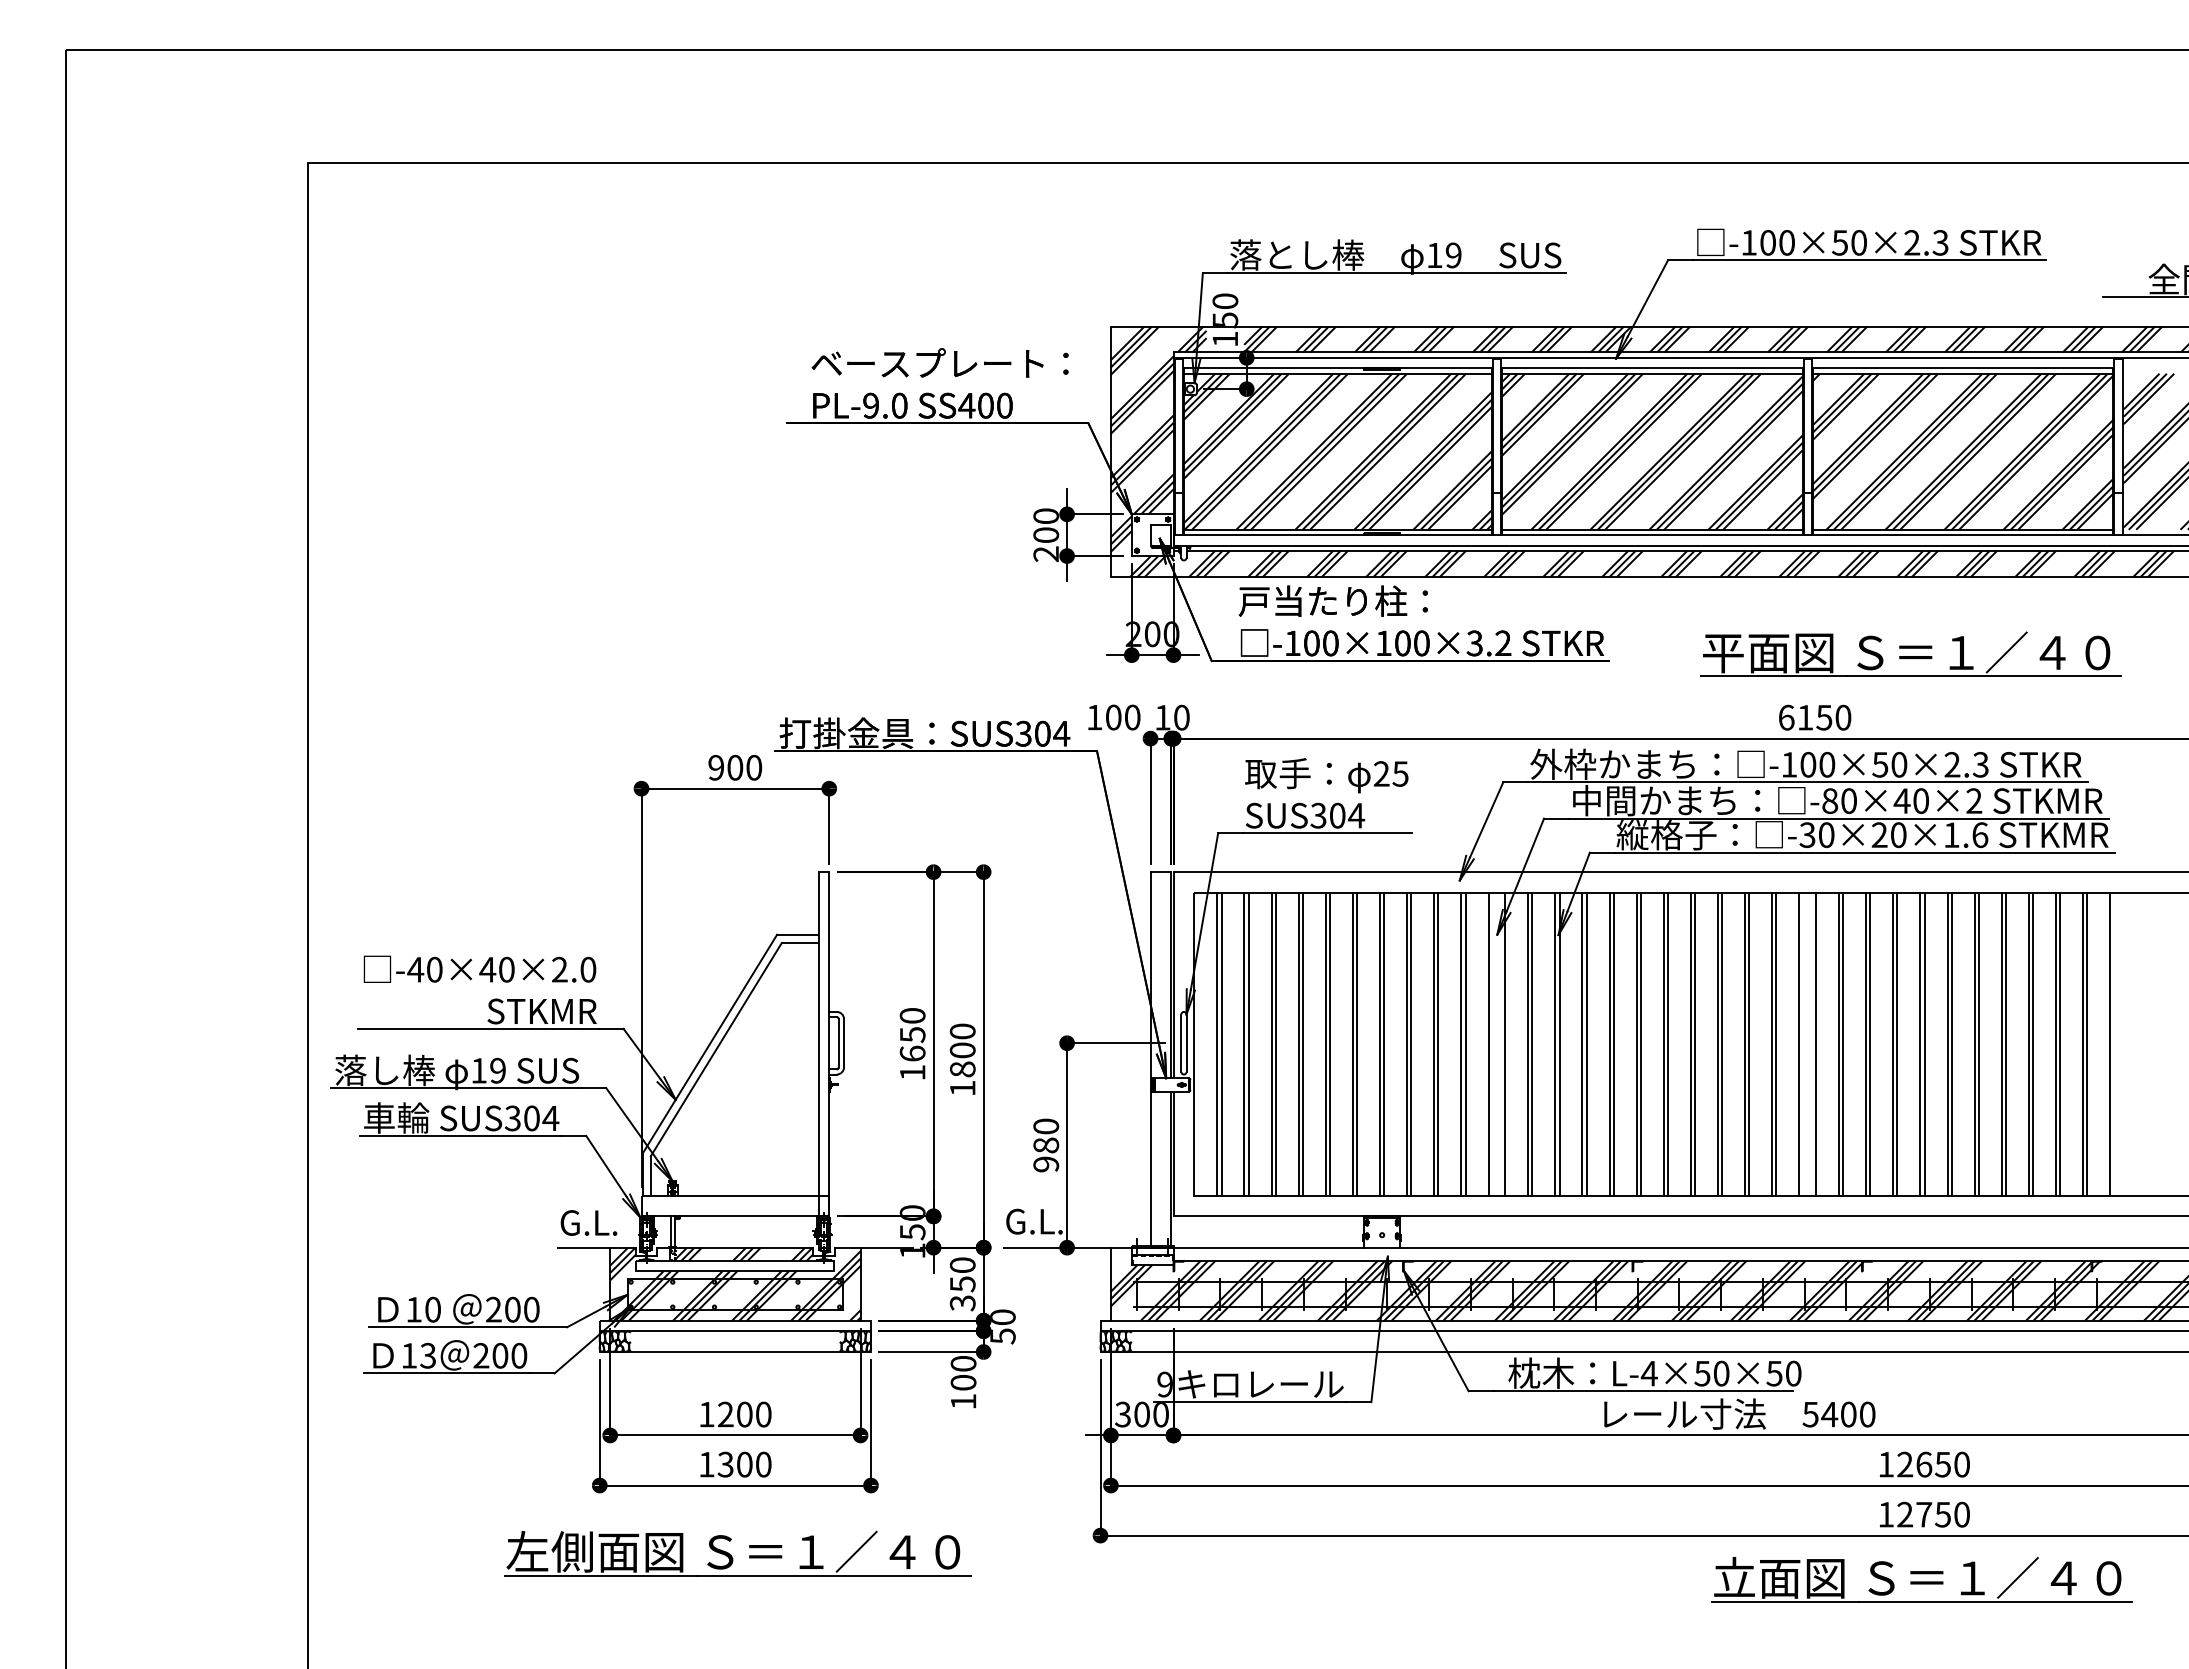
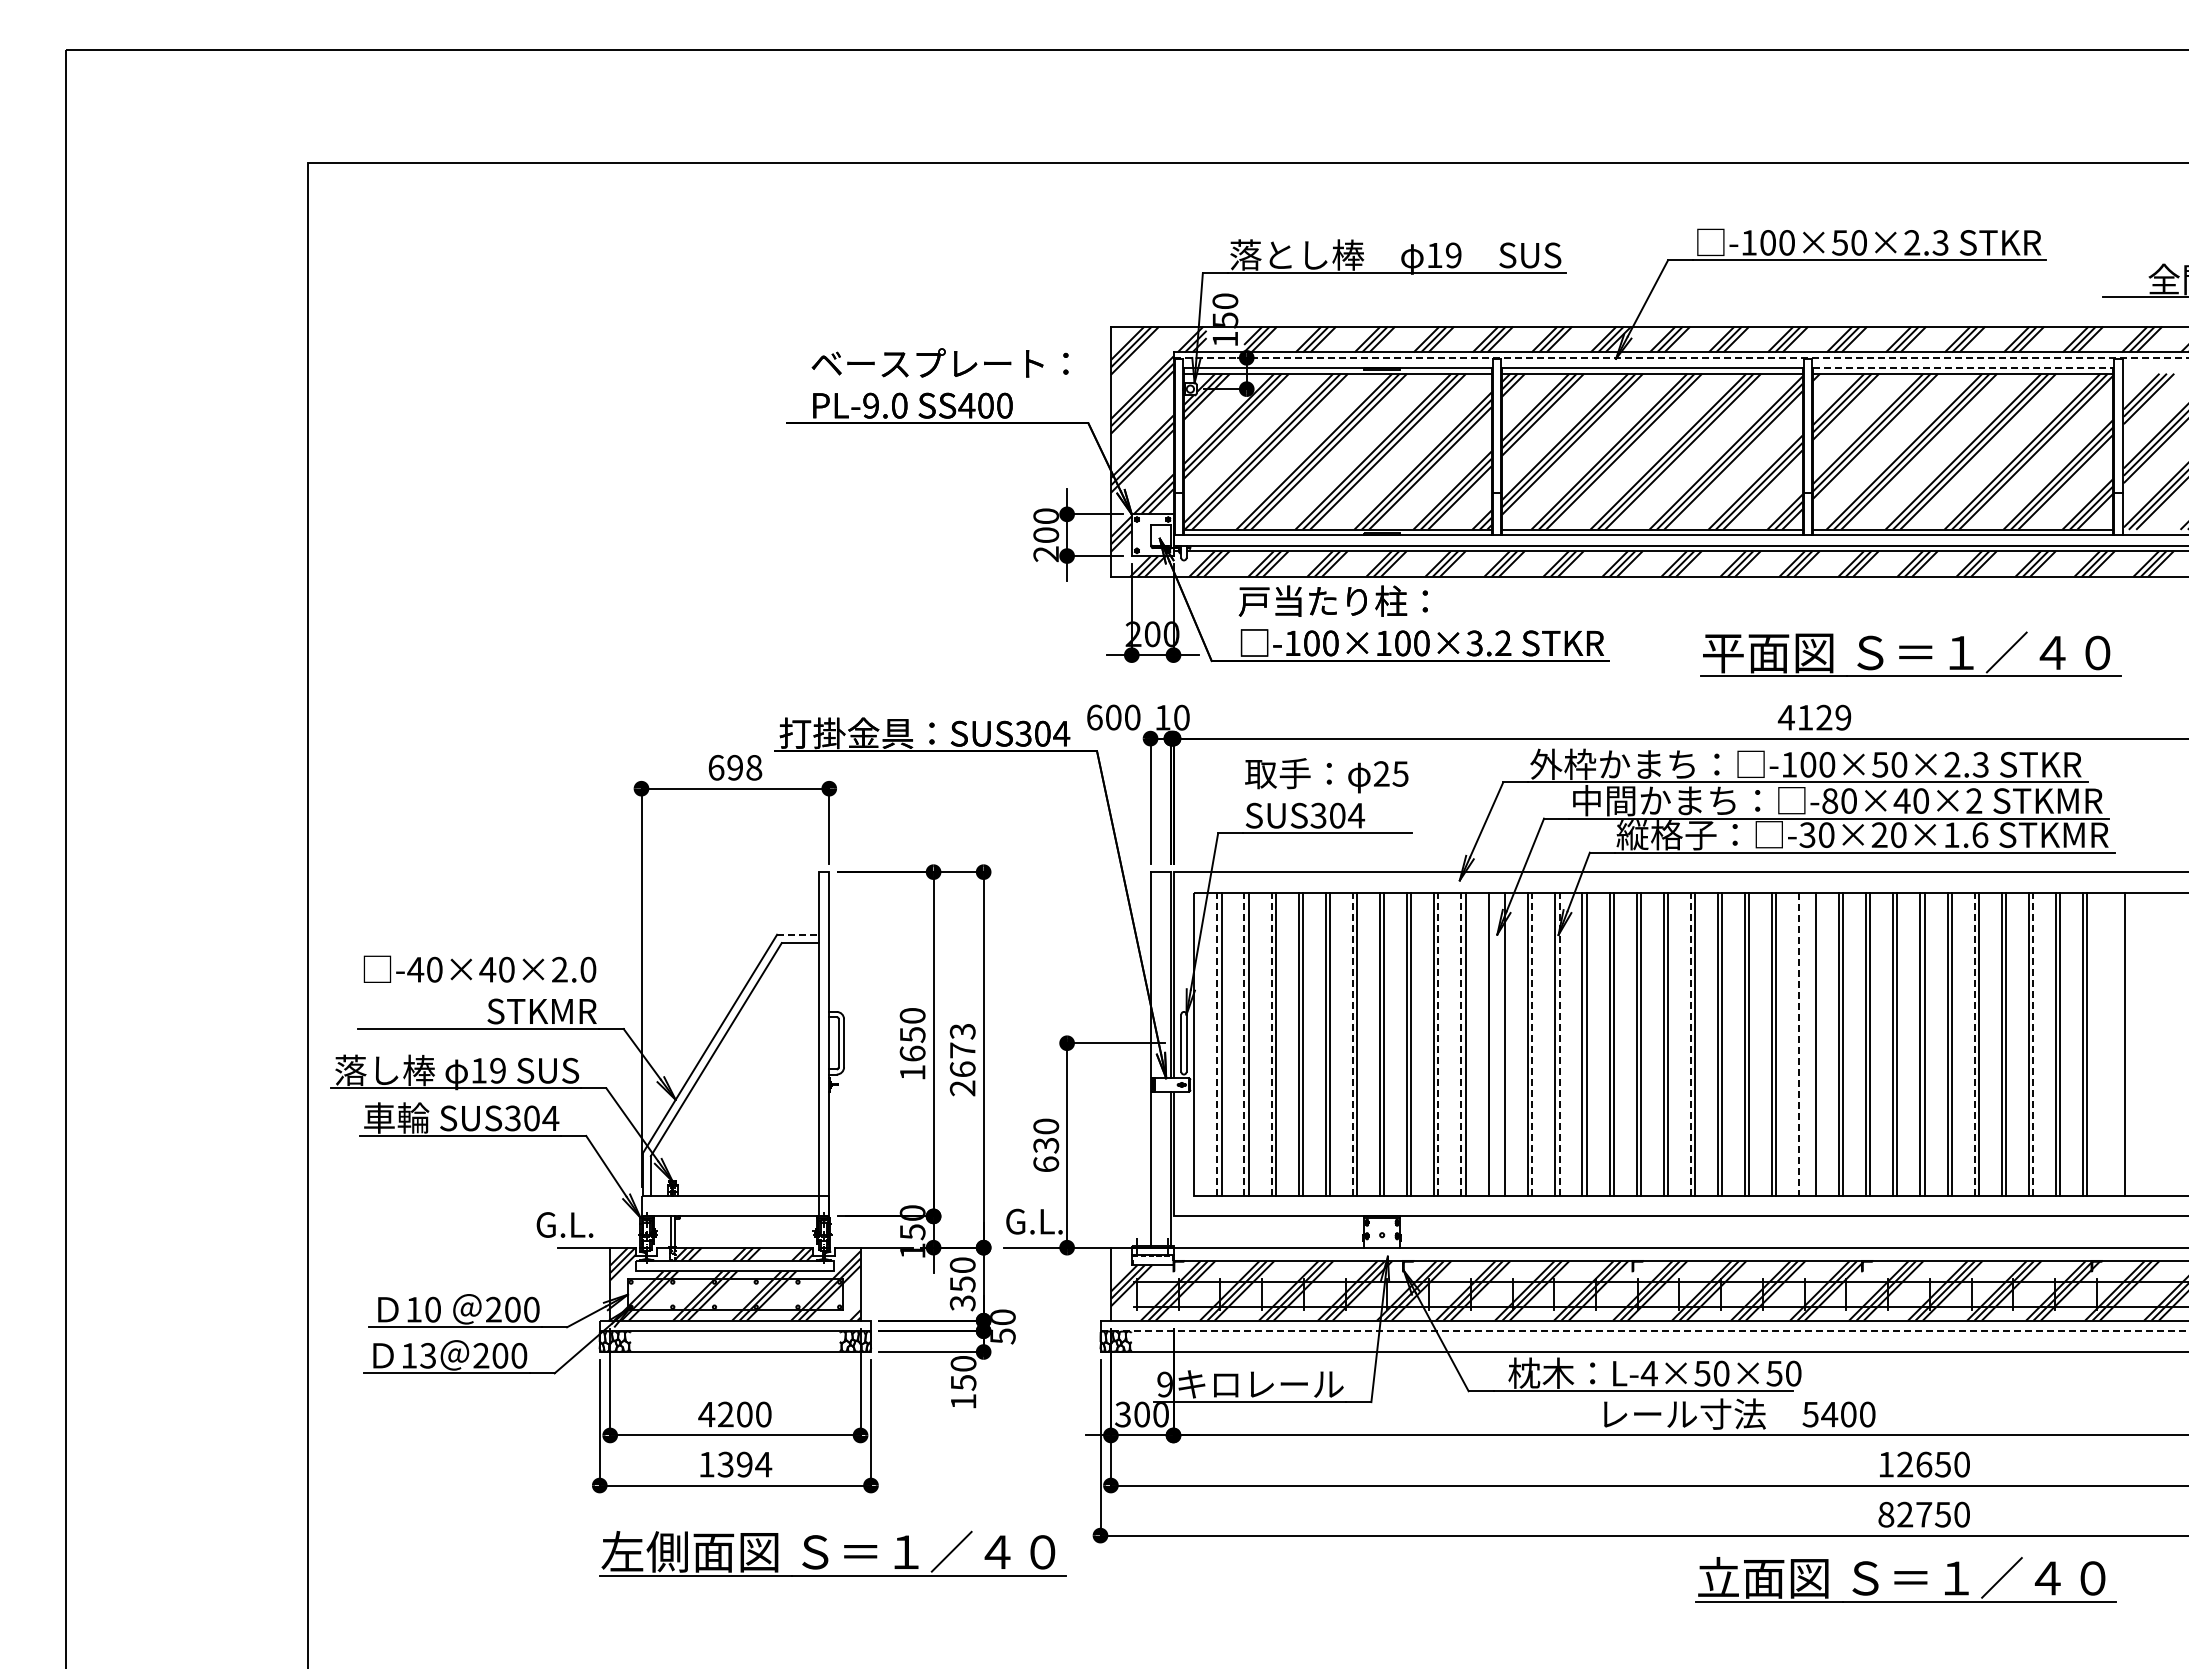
line: solid -> dashed (1681, 357)
line: solid -> dashed (1963, 368)
text: 100 -> 600 (1094, 717)
text: 6150 -> 4129 (1814, 717)
text: 900 -> 698 (735, 767)
line: solid -> dashed (797, 934)
line: solid -> dashed (1217, 1043)
line: solid -> dashed (1244, 1043)
line: solid -> dashed (1271, 1043)
line: solid -> dashed (1352, 1043)
line: solid -> dashed (1438, 1043)
line: solid -> dashed (1461, 1043)
line: solid -> dashed (1532, 1043)
line: solid -> dashed (1559, 1043)
line: solid -> dashed (1690, 1043)
line: solid -> dashed (1974, 1043)
line: solid -> dashed (2033, 1043)
line: solid -> dashed (1799, 1044)
line position: (2110, 1044) -> (2125, 1044) (2125, 1044)
text: 1800 -> 2673 (962, 1059)
text: 980 -> 630 (1046, 1154)
text position: (588, 1222) -> (564, 1224) (564, 1224)
line: solid -> dashed (1644, 1331)
text: 100 -> 150 (963, 1382)
text: 1200 -> 4200 (706, 1414)
text: 1300 -> 1394 (754, 1464)
text: 12750 -> 82750 (1886, 1514)
part position: (737, 1553) -> (832, 1553) (832, 1553)
part position: (1921, 1579) -> (1905, 1579) (1905, 1579)
